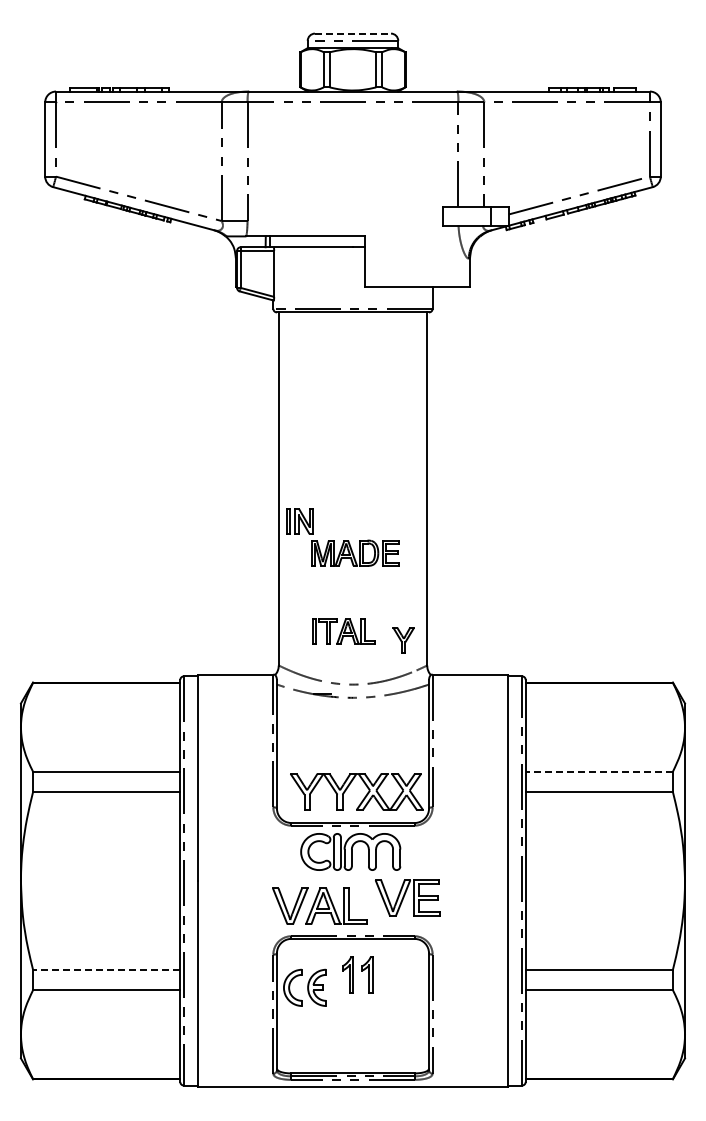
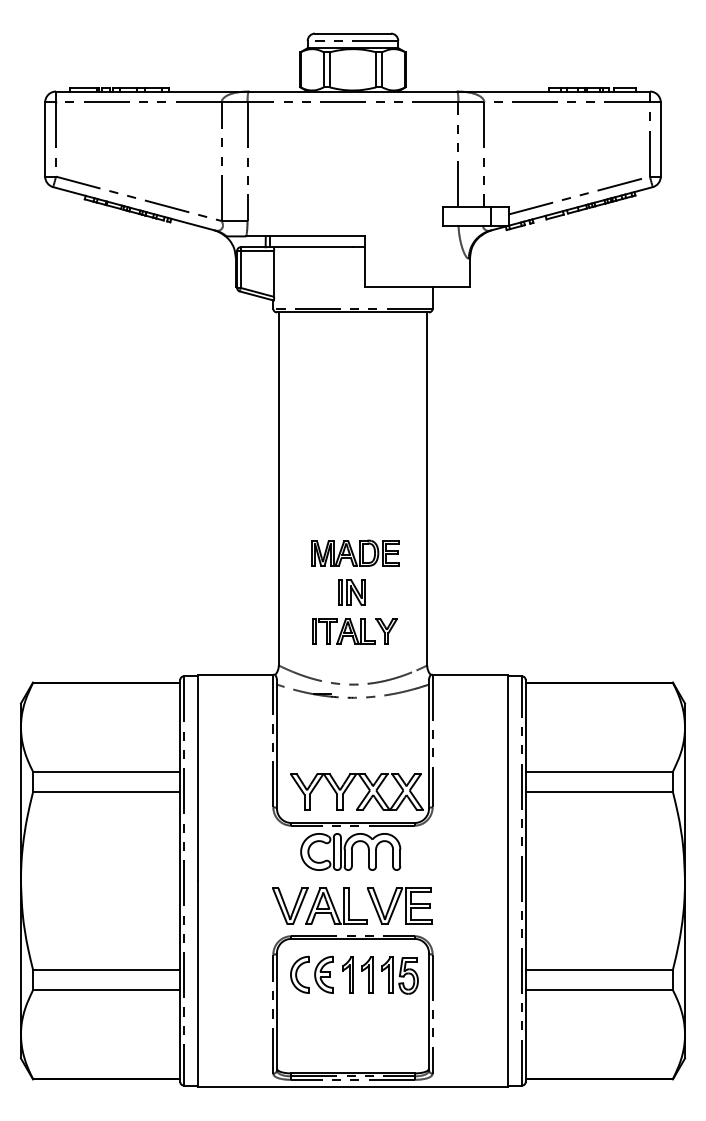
line: dashed -> solid (353, 33)
part position: (299, 521) -> (351, 592) (351, 592)
part position: (403, 640) -> (386, 631) (386, 631)
line: dashed -> solid (599, 771)
part position: (407, 897) -> (399, 905) (399, 905)
line: dashed -> solid (106, 969)
part: none -> present (399, 975)
part position: (304, 987) -> (311, 974) (311, 974)
